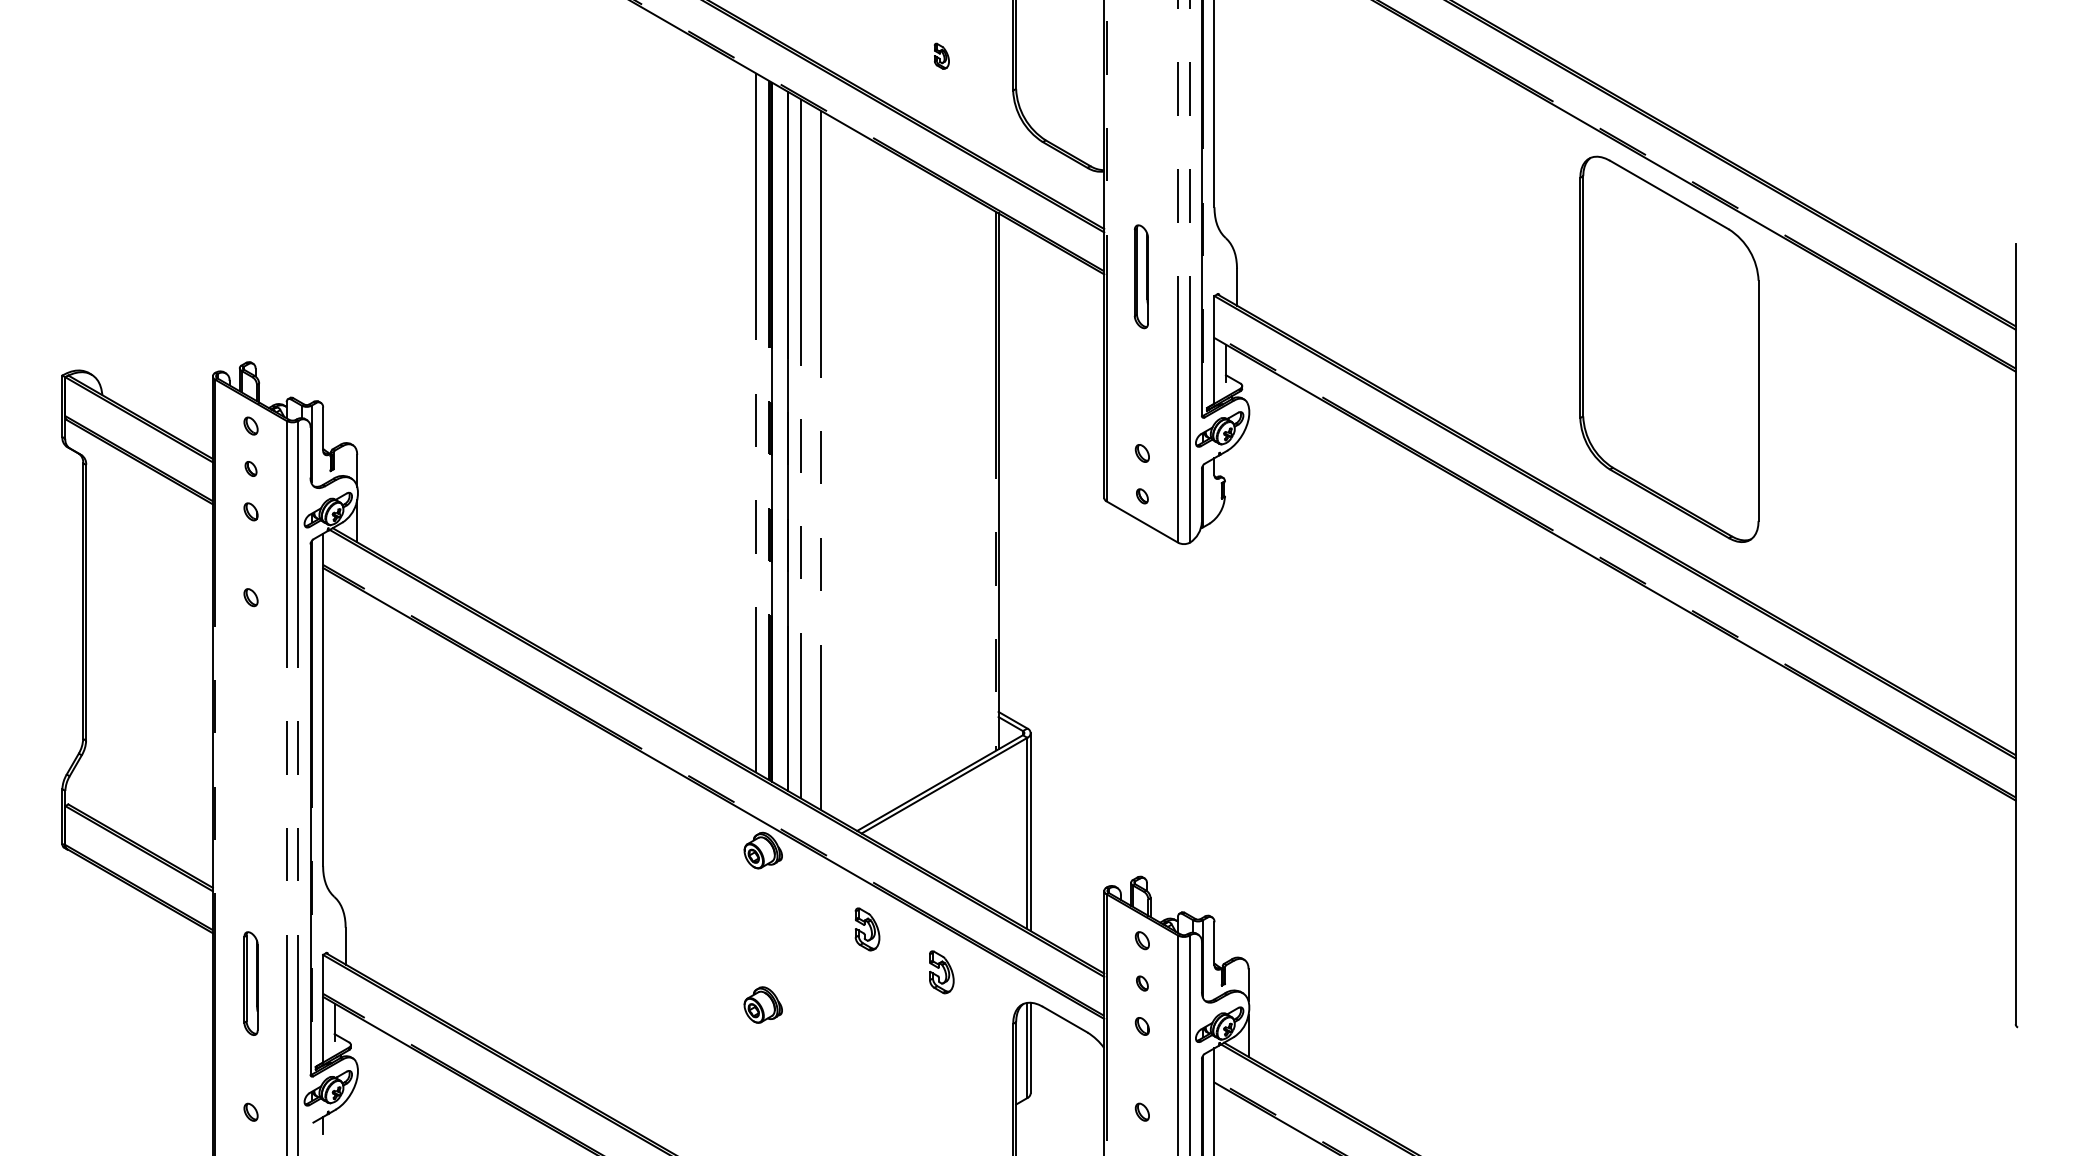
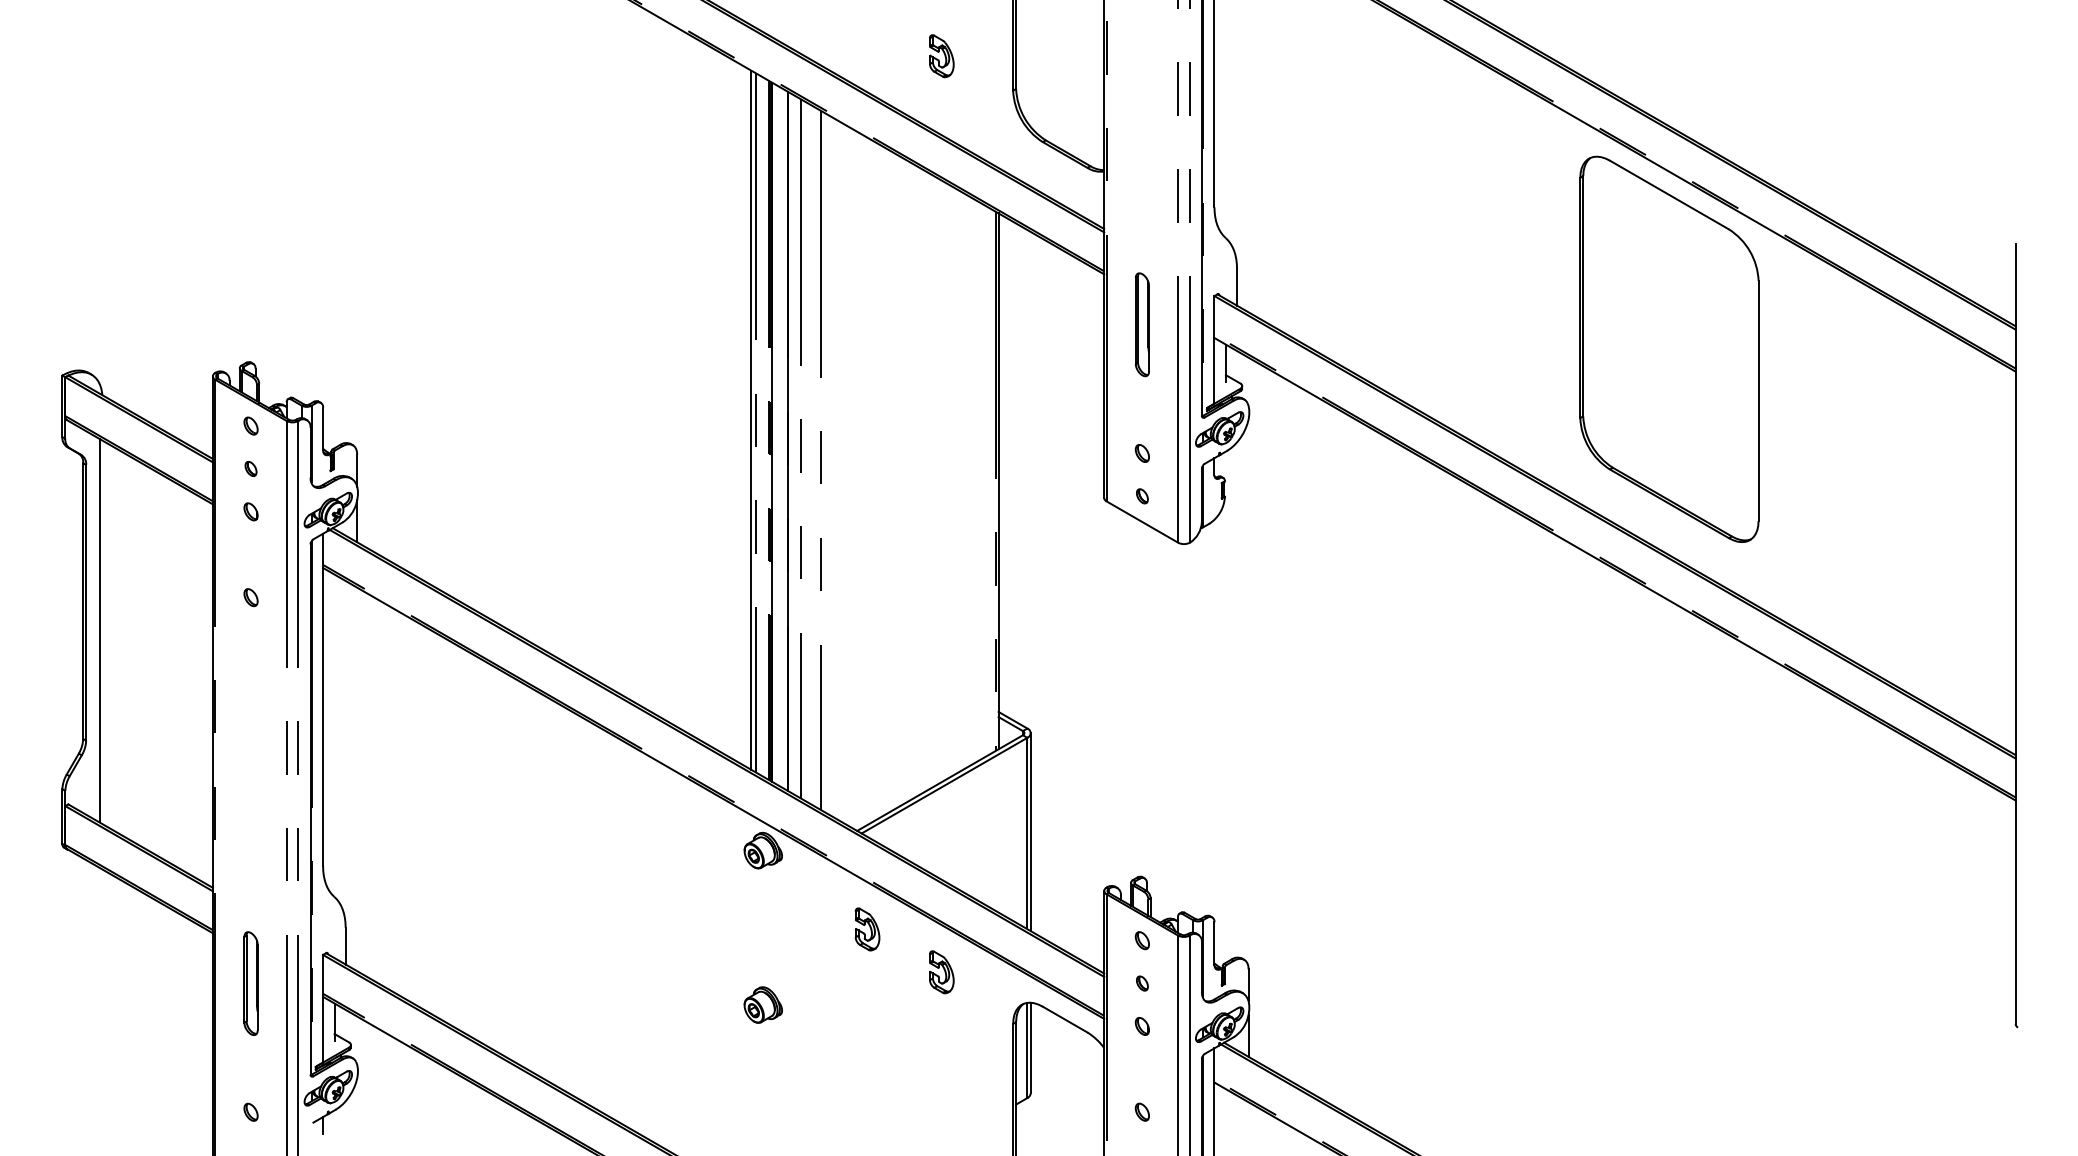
part size: 17x28 px -> 26x45 px (941, 56)
part position: (1140, 276) -> (1141, 324) (1141, 324)
line: none -> present (751, 419)
line: none -> present (99, 630)
